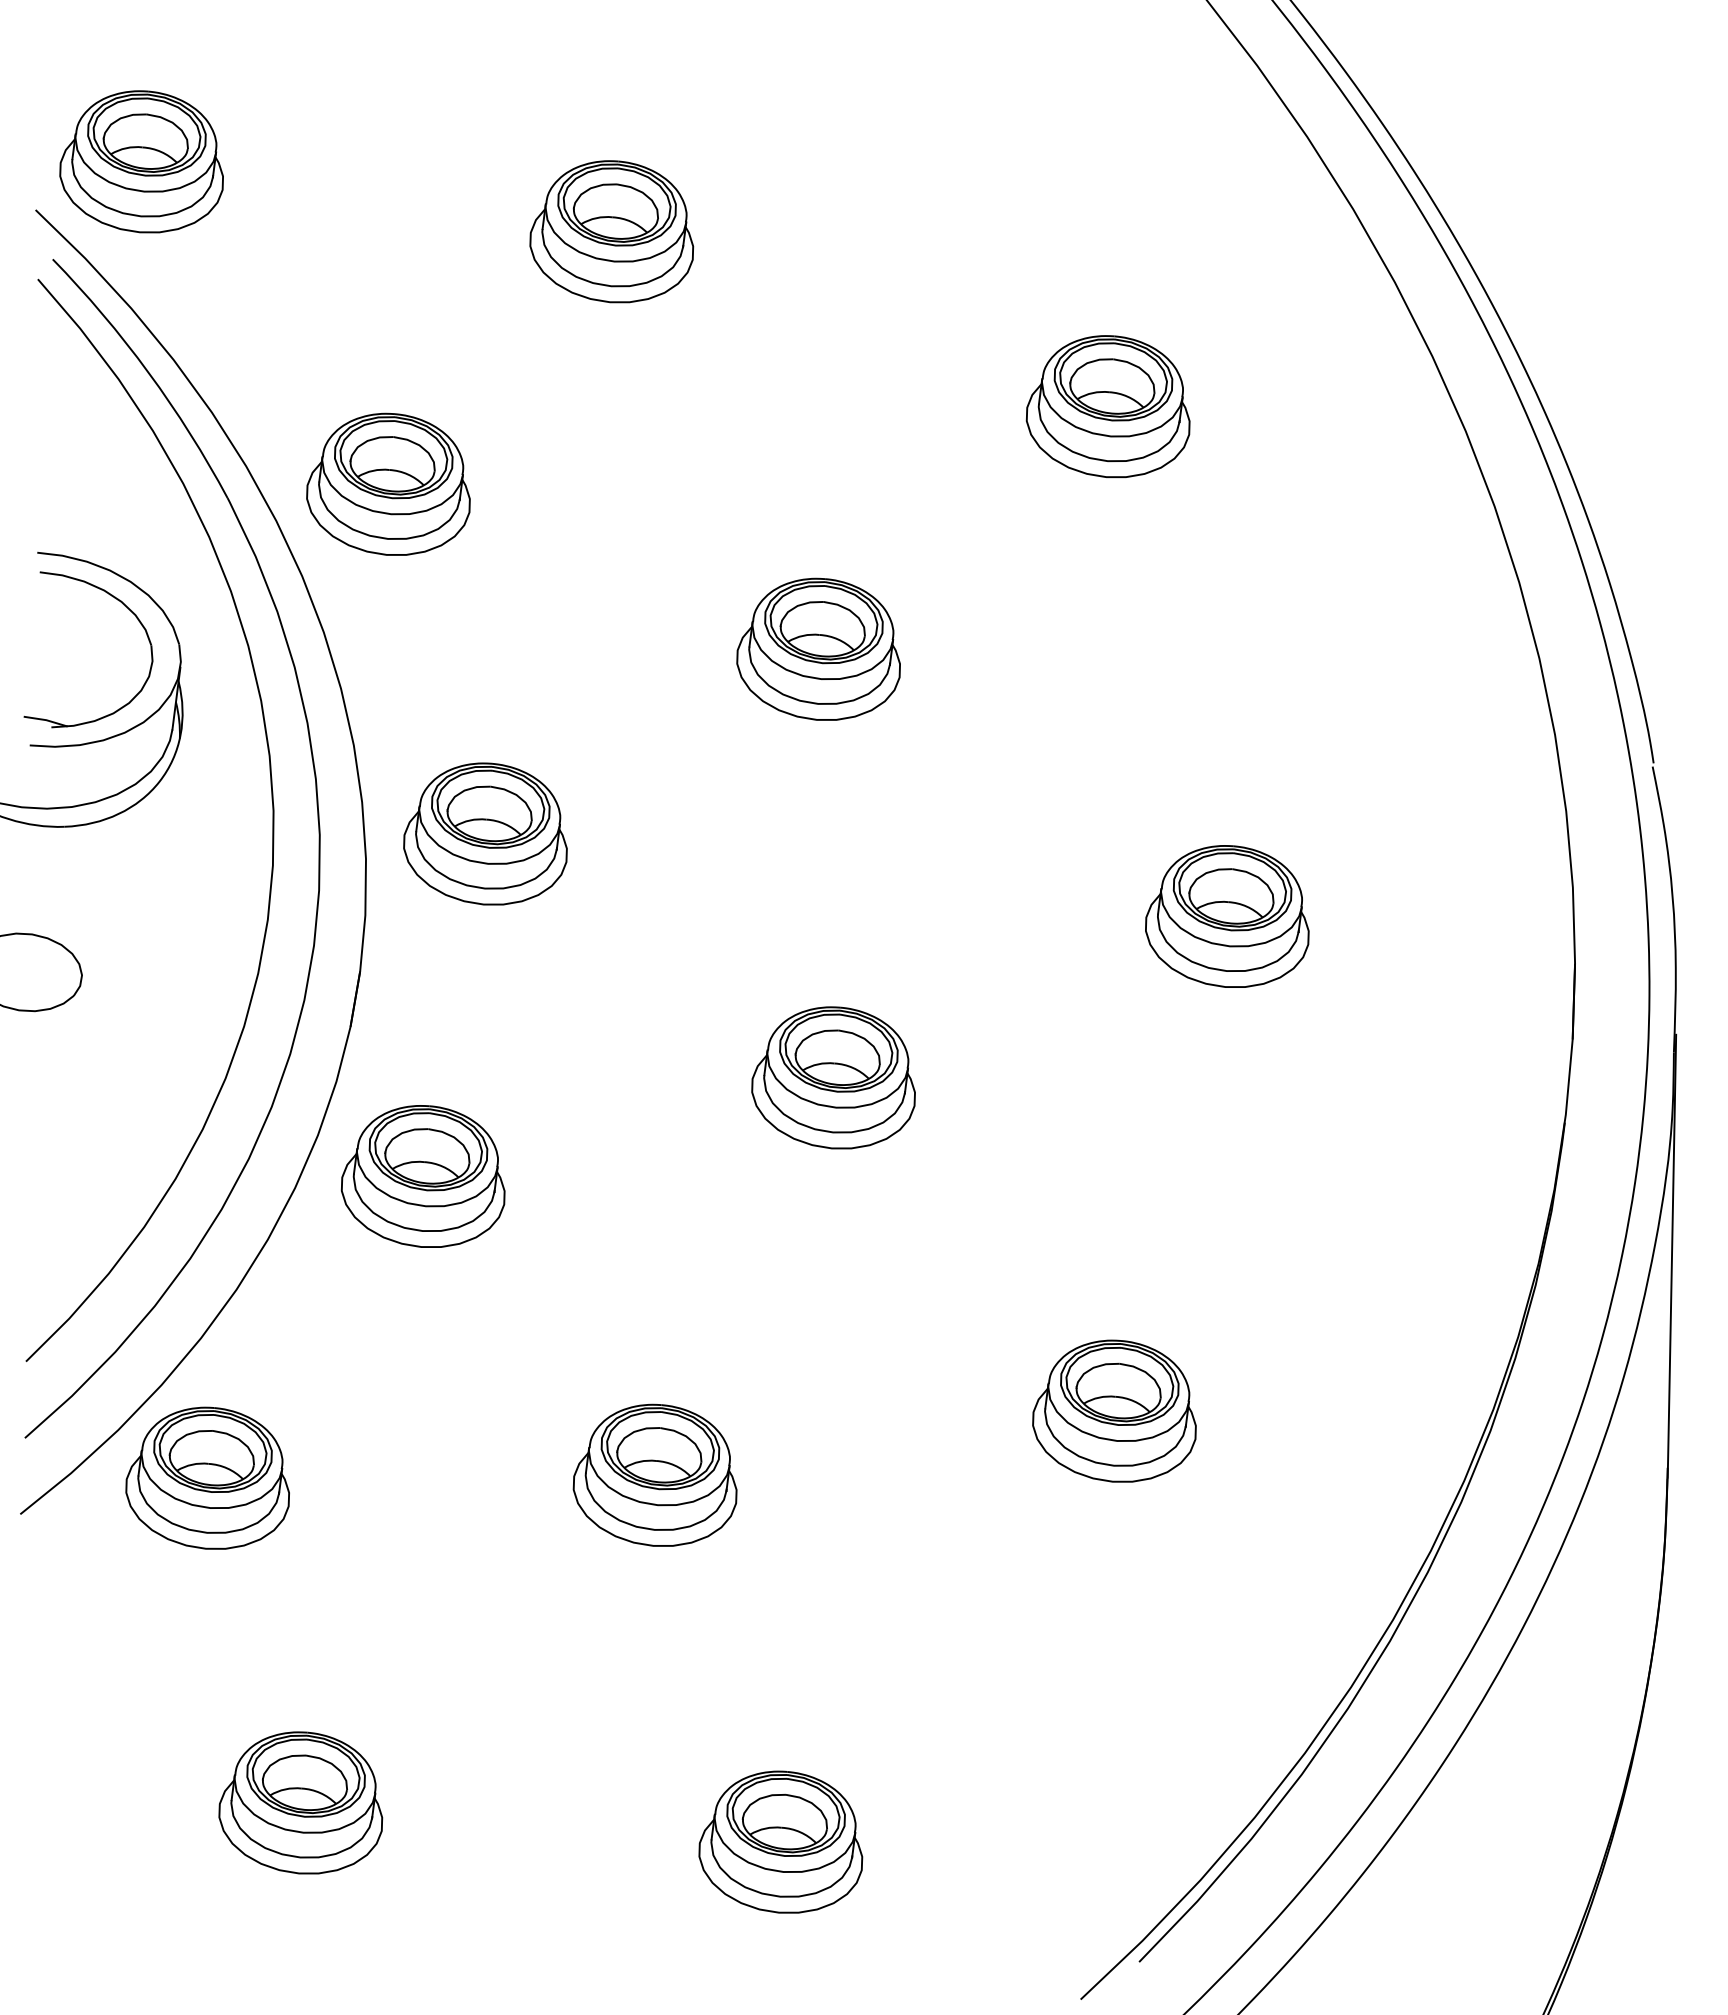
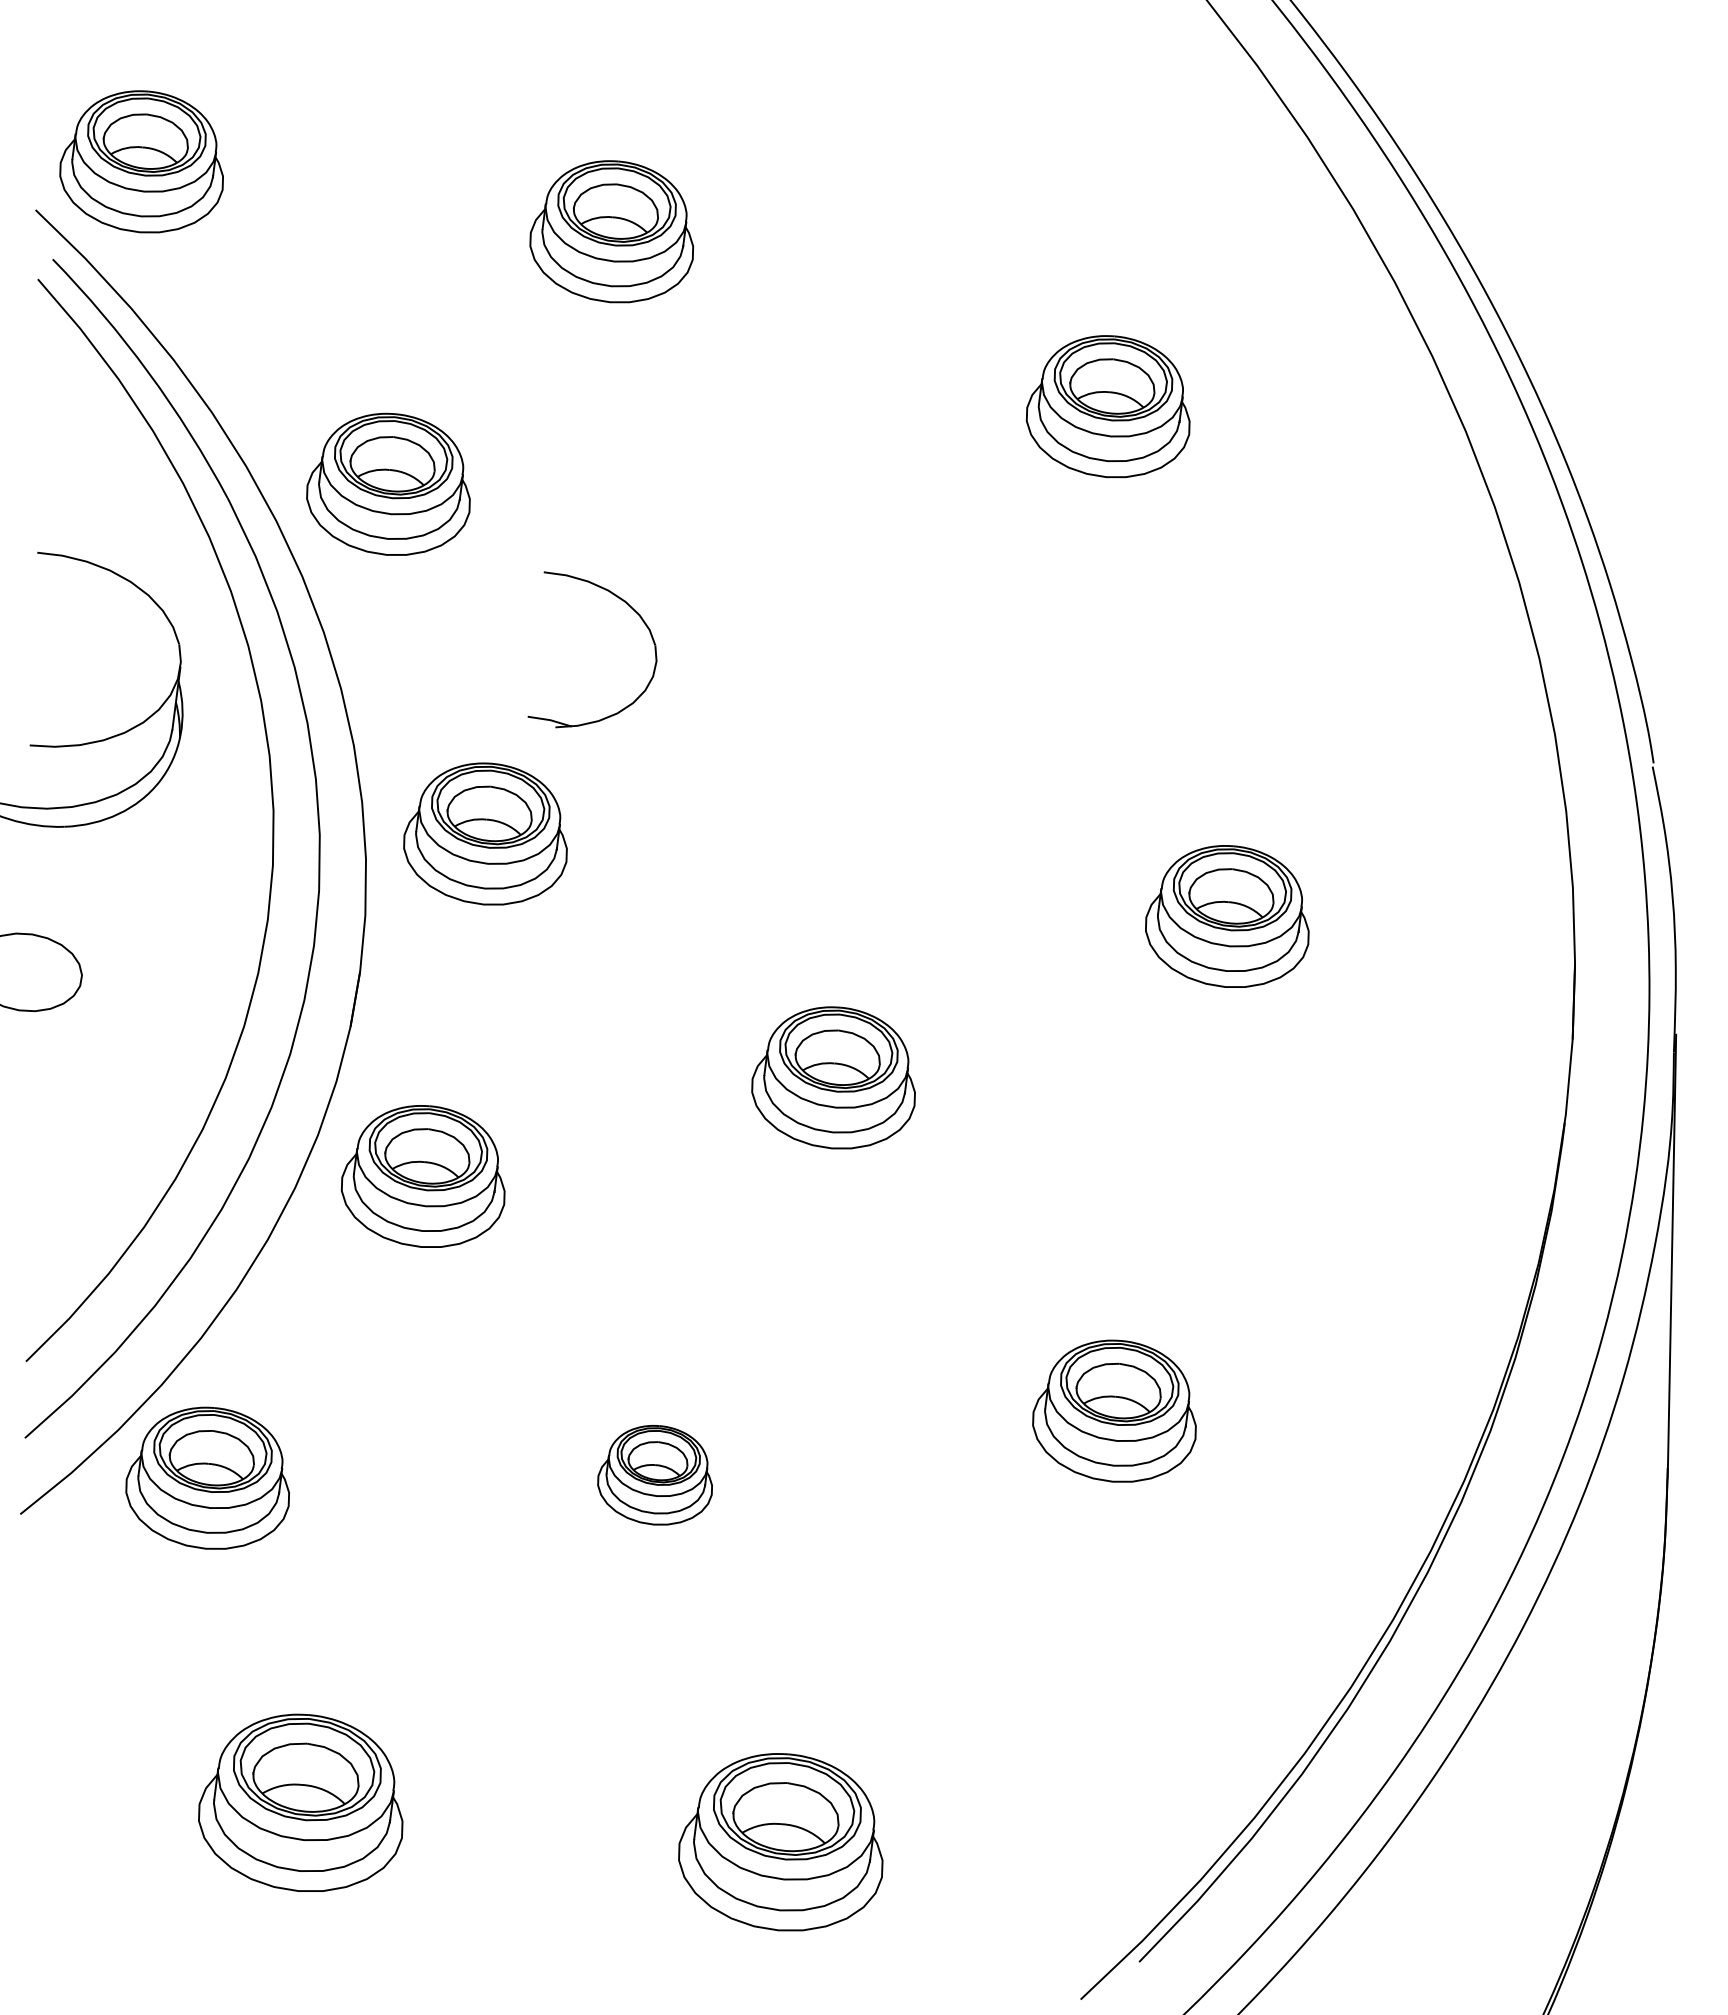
part position: (123, 605) -> (627, 605) (627, 605)
part: present -> none (818, 648)
part size: 166x144 px -> 116x101 px (654, 1475)
part size: 166x144 px -> 206x179 px (300, 1802)
part size: 166x144 px -> 206x179 px (780, 1842)
